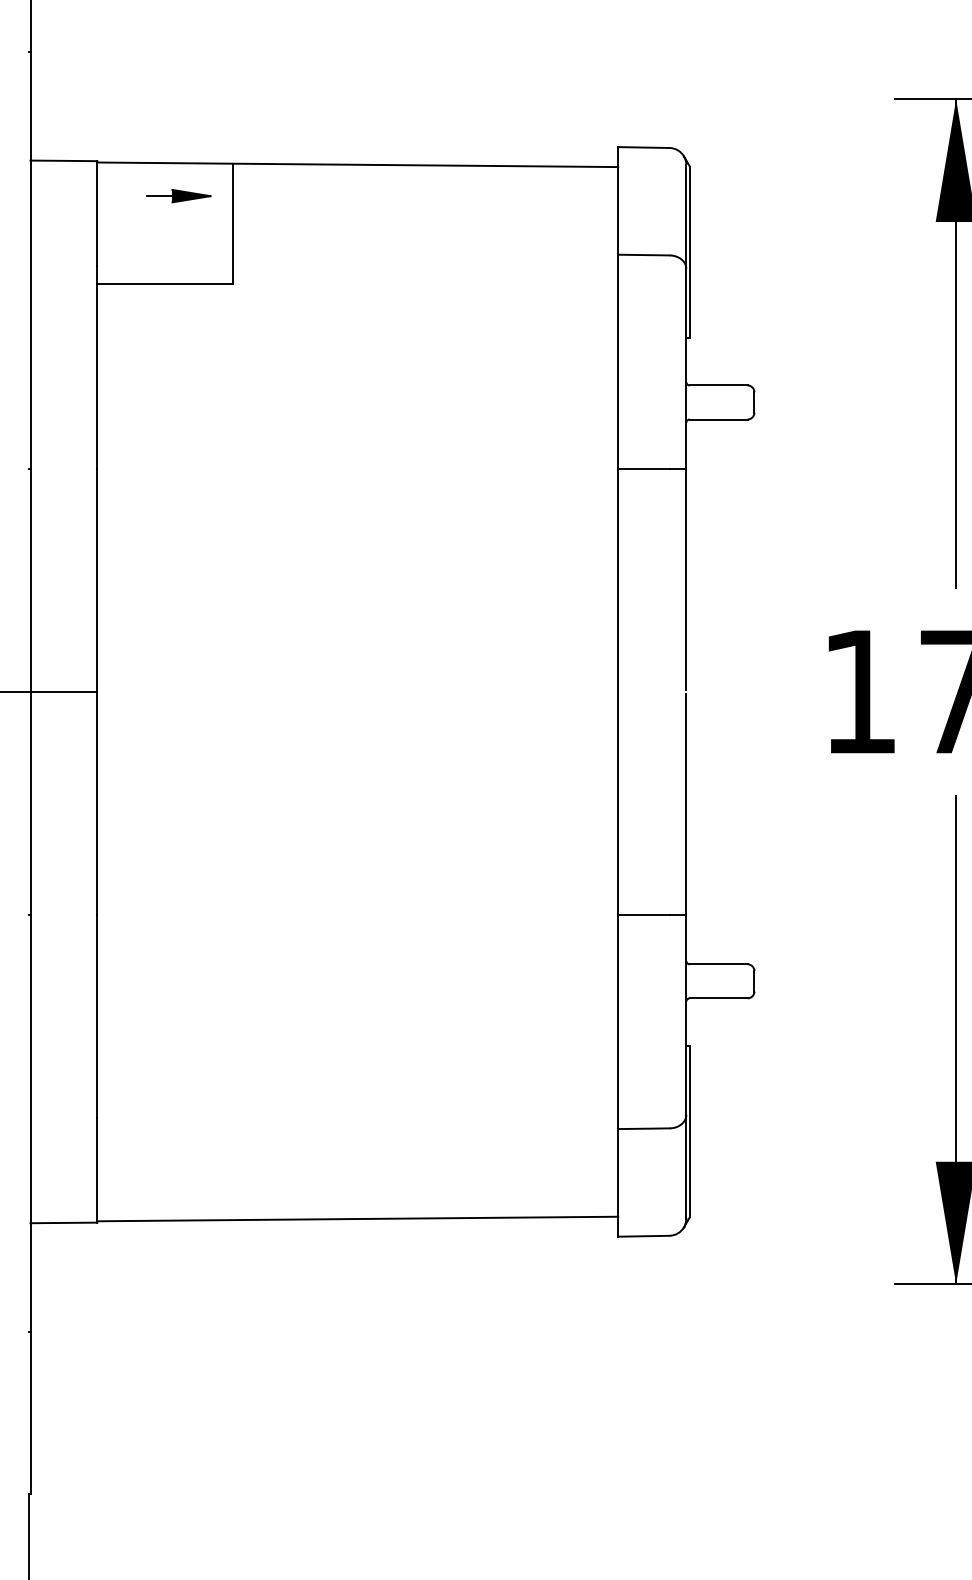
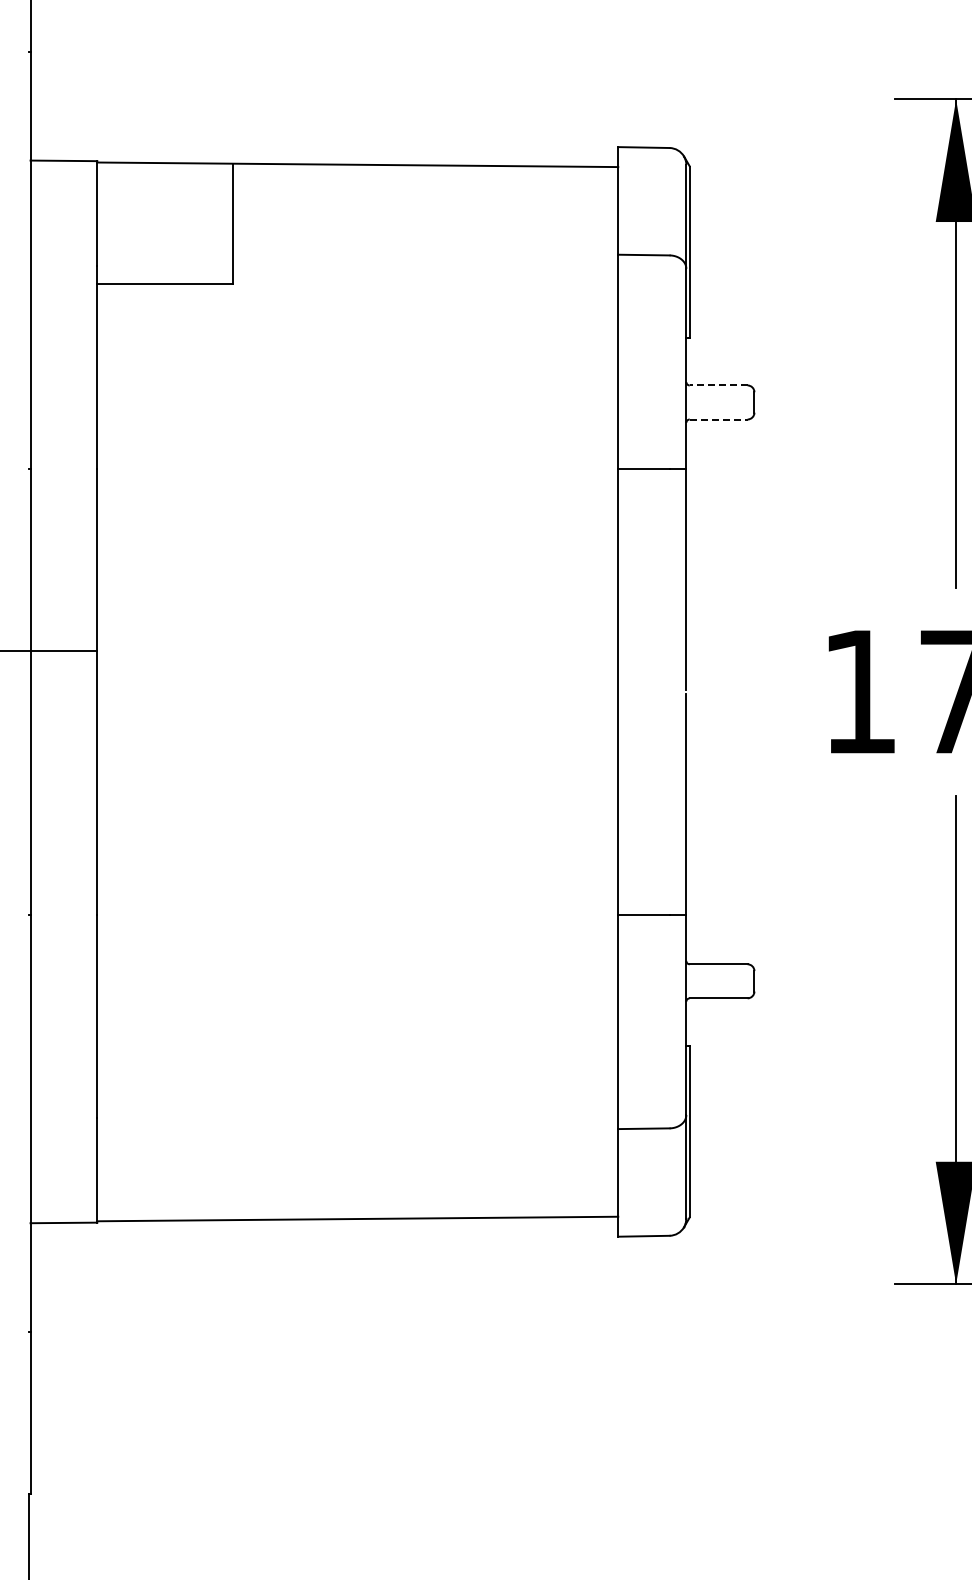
part: present -> none (178, 196)
line: solid -> dashed (718, 385)
line: solid -> dashed (718, 419)
line position: (49, 691) -> (49, 650) (49, 650)
